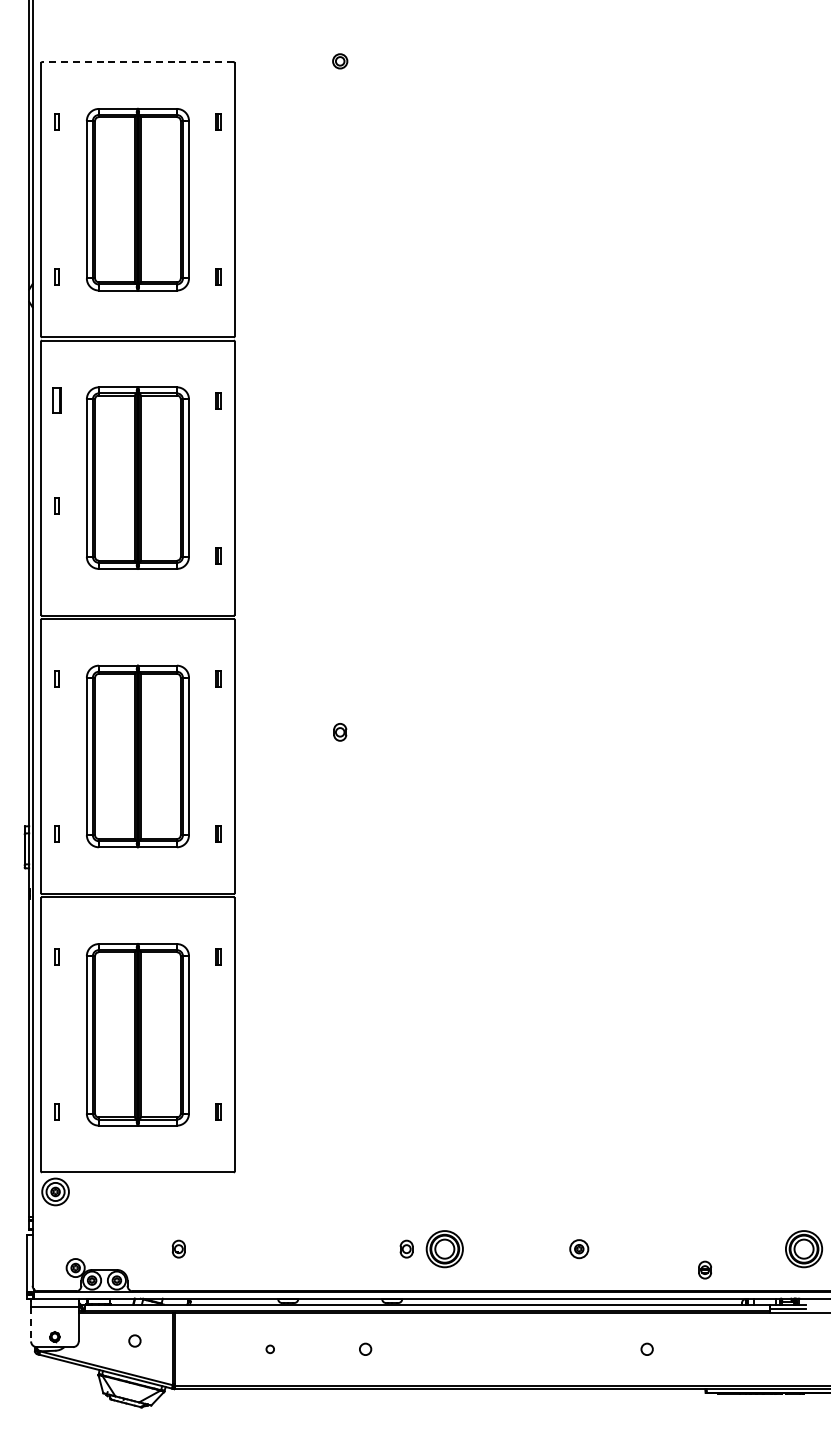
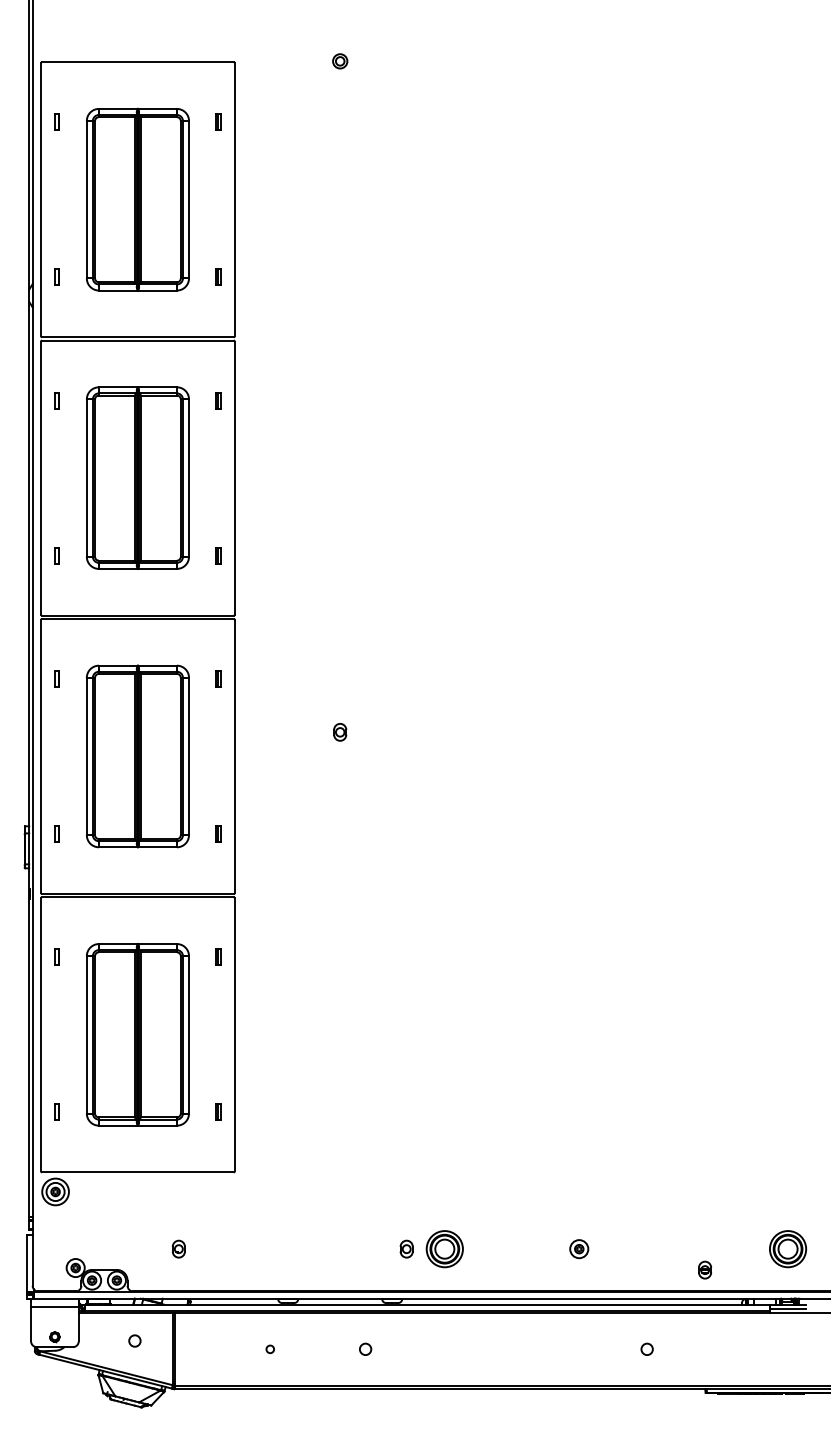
line: dashed -> solid (137, 62)
part size: 10x27 px -> 6x18 px (56, 400)
part position: (56, 505) -> (56, 555) (56, 555)
part position: (804, 1249) -> (788, 1249) (788, 1249)
line: dashed -> solid (31, 1324)
